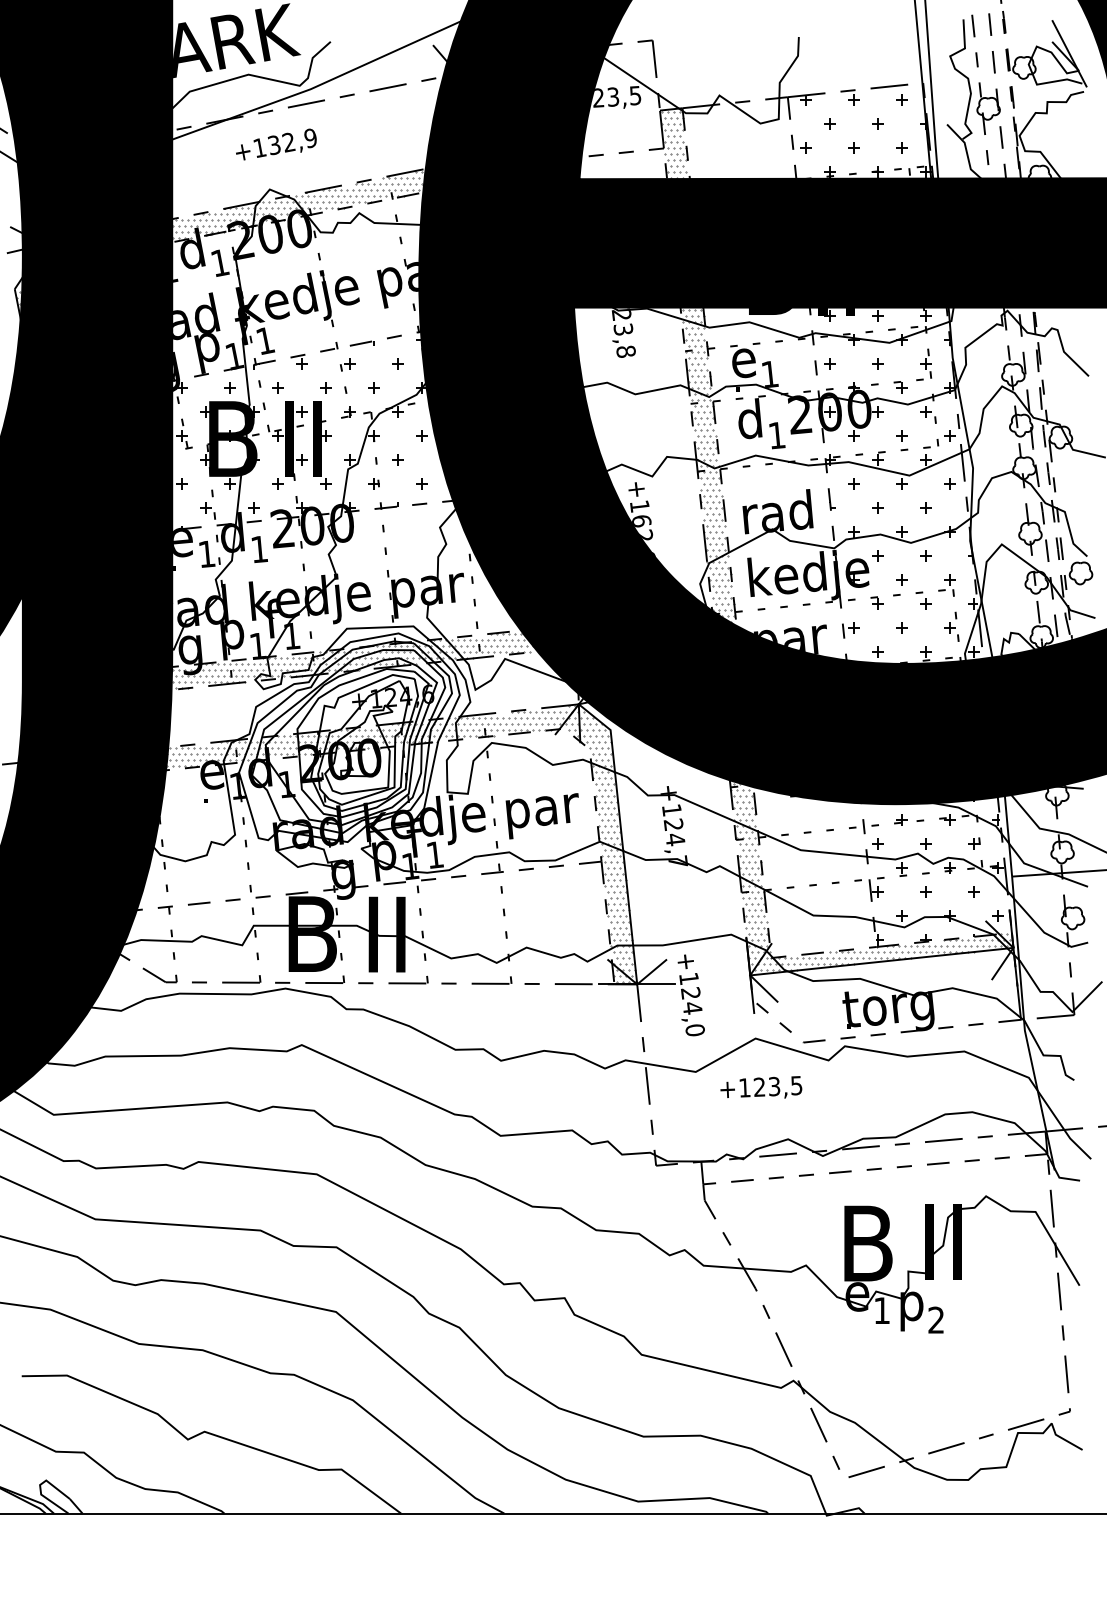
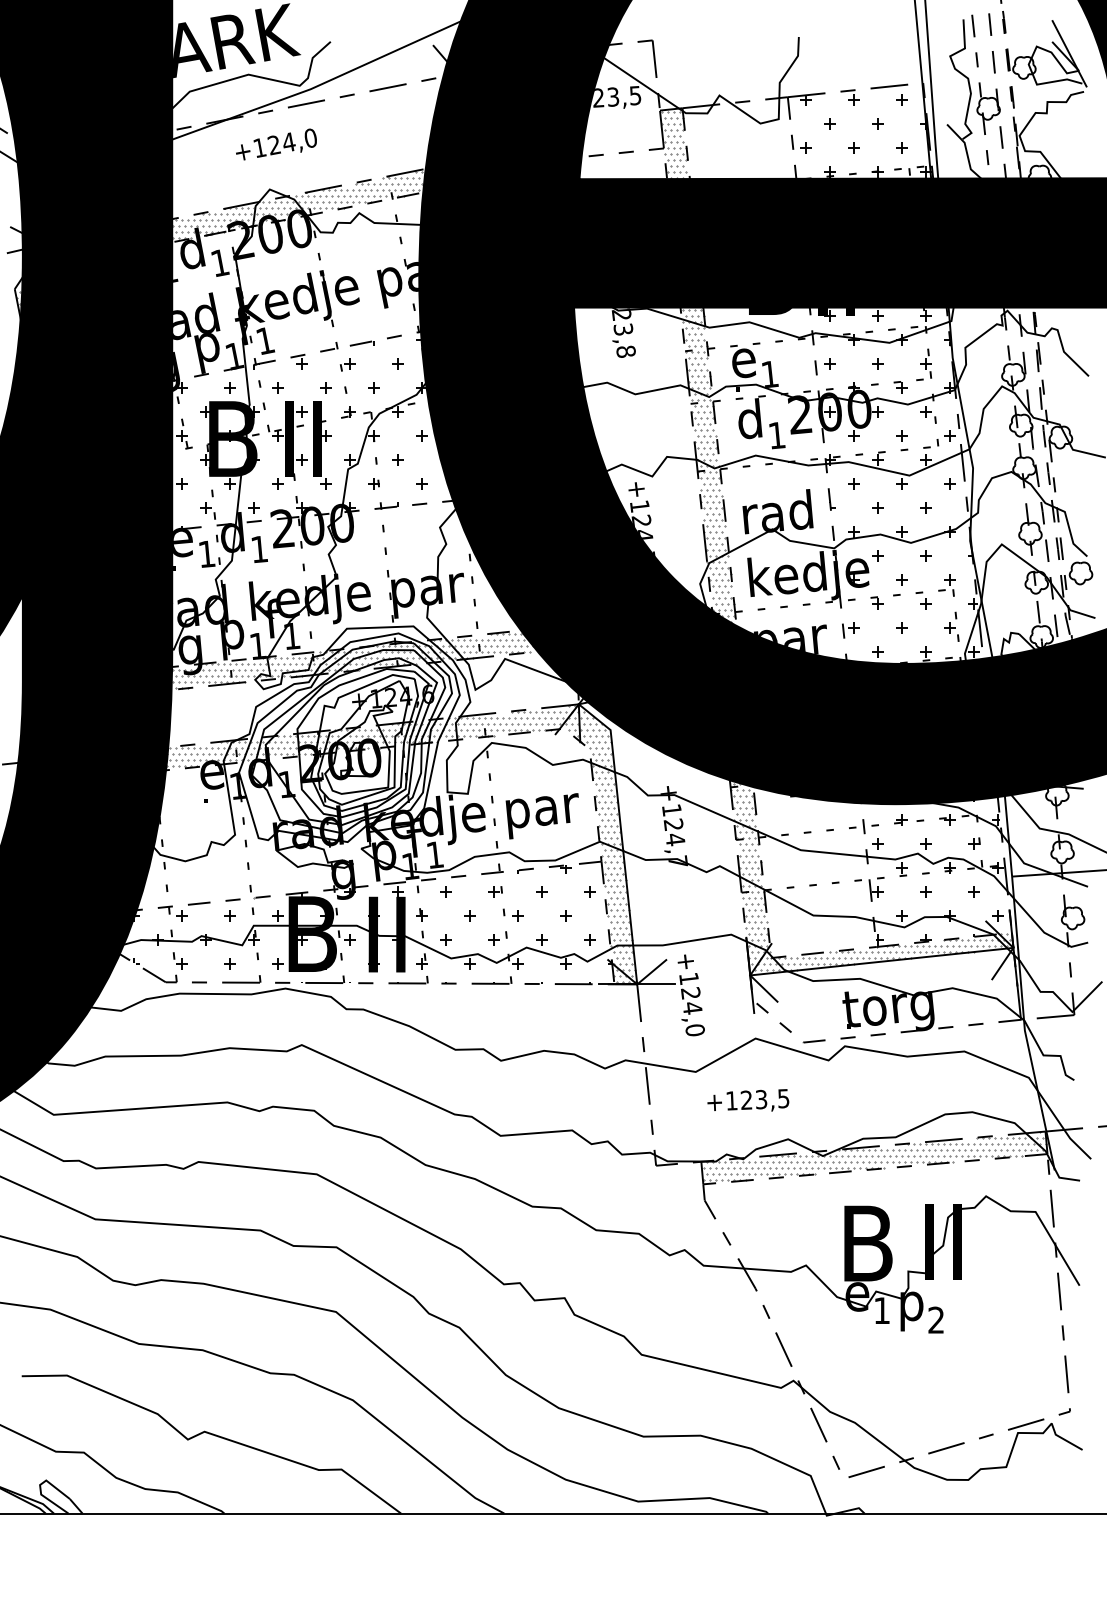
text: +132,9 -> +124,0 (291, 142)
text: +162,8 -> +124,7 (643, 534)
hatch: none -> present (346, 924)
text position: (761, 1087) -> (748, 1100) (748, 1100)
hatch: none -> present (875, 1156)
